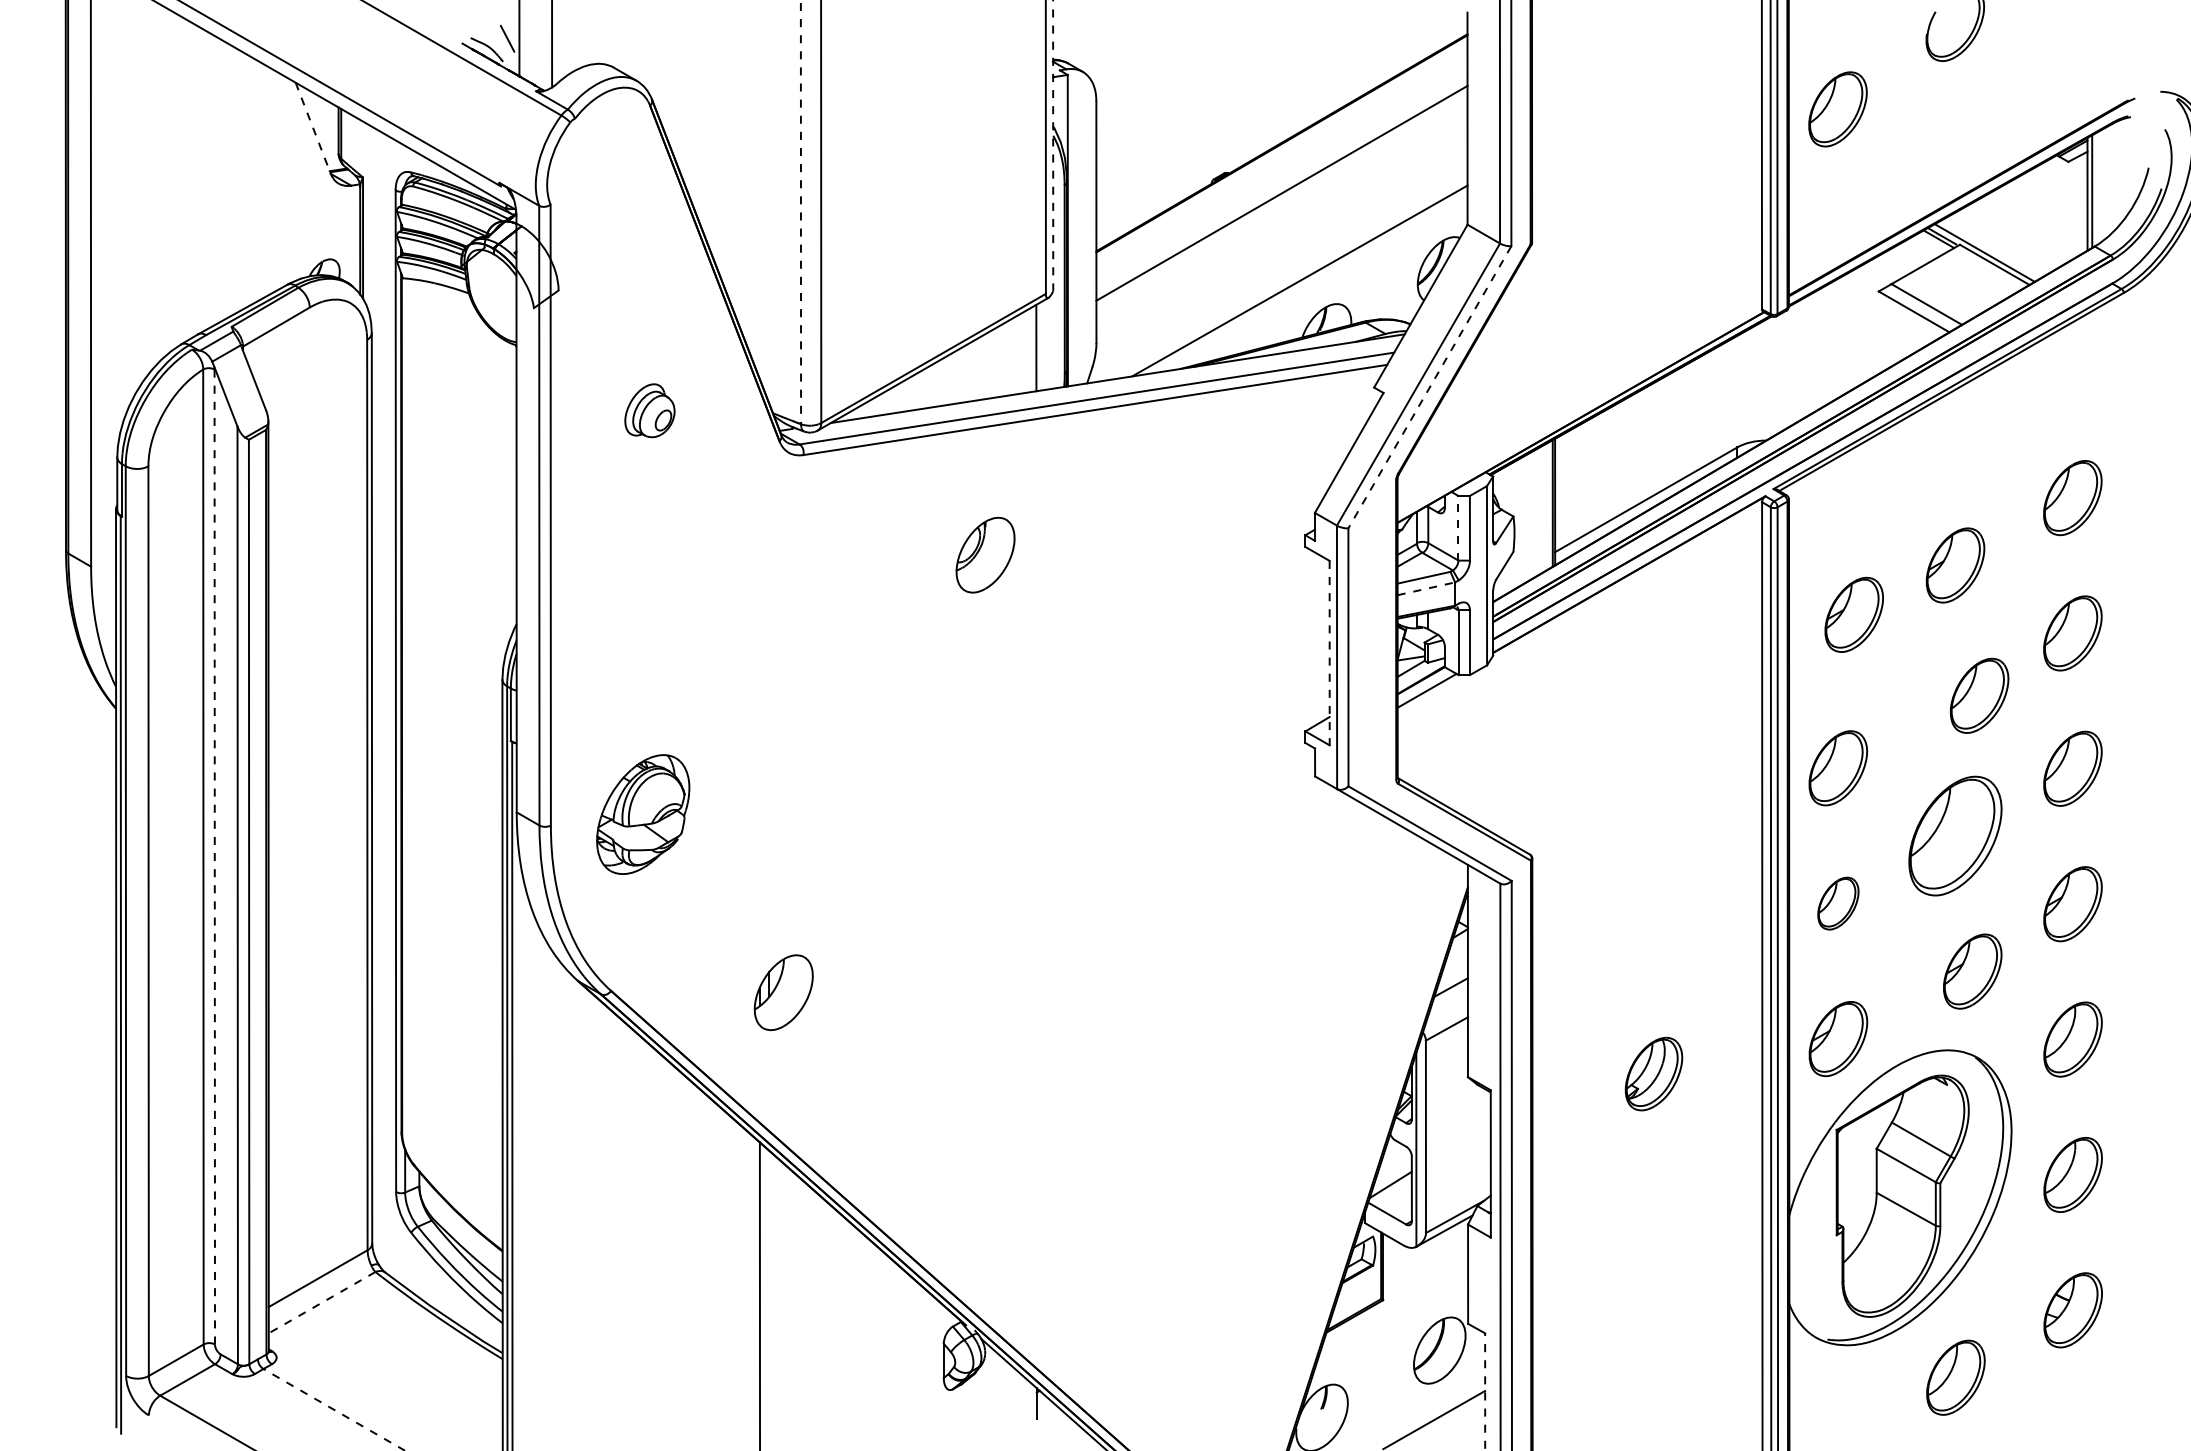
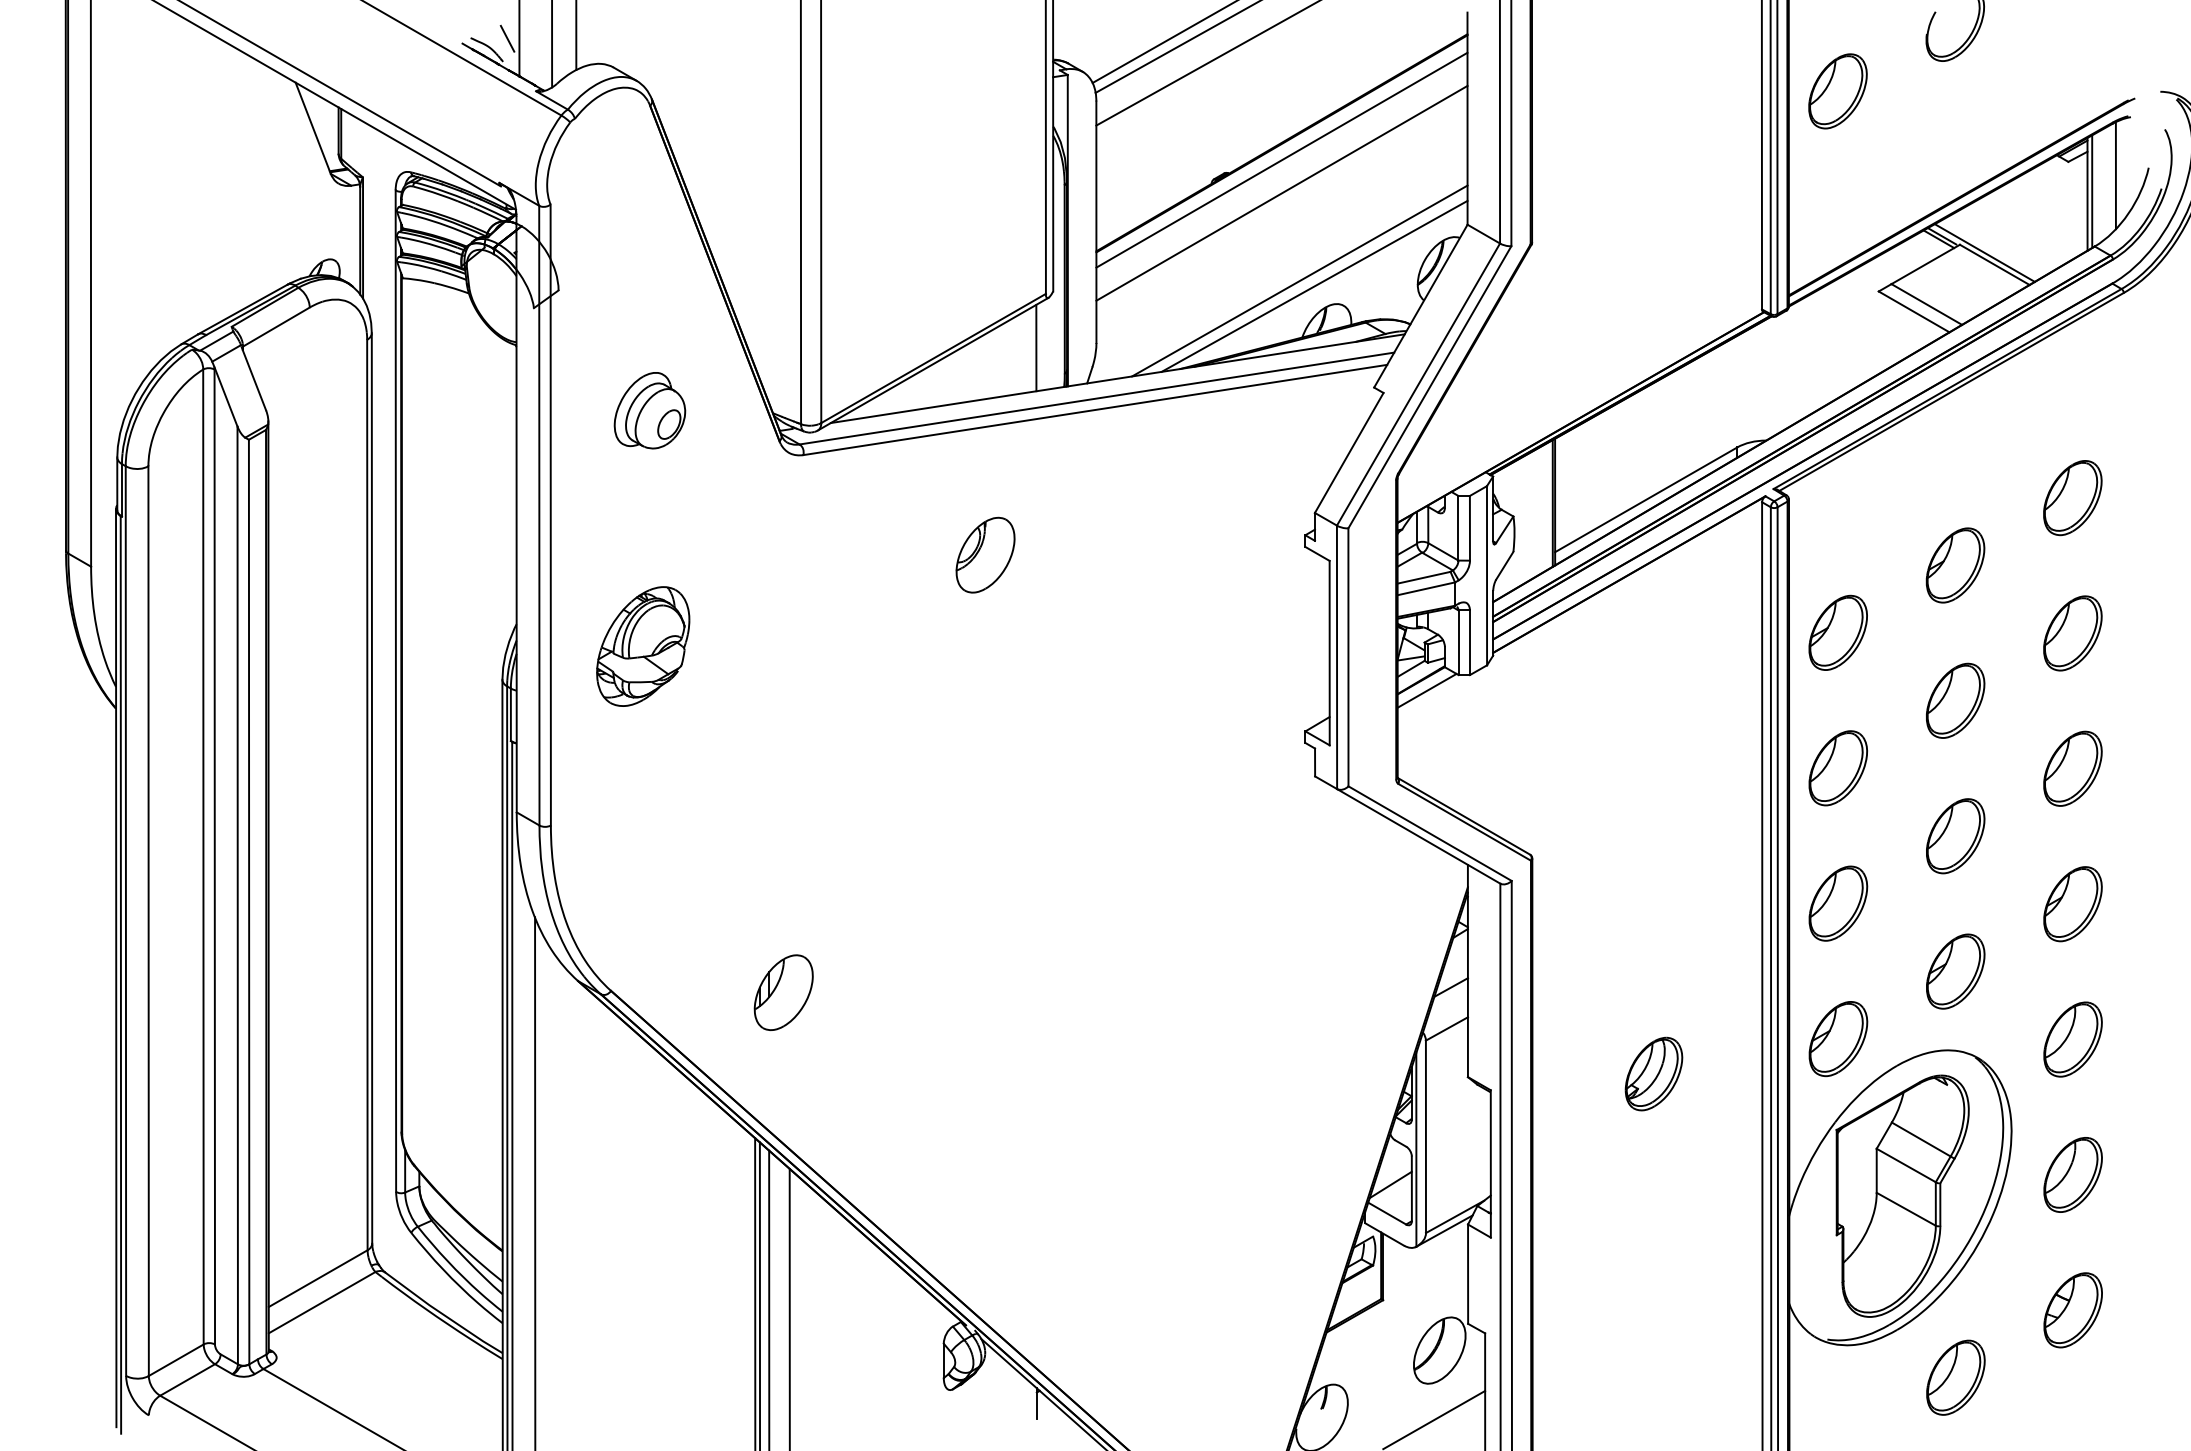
line: none -> present (576, 36)
line: none -> present (1163, 42)
line: none -> present (1176, 47)
line: none -> present (1206, 63)
part position: (1837, 109) -> (1837, 91) (1837, 91)
line: dashed -> solid (313, 128)
line: dashed -> solid (1053, 145)
line: none -> present (1281, 159)
line: none -> present (2115, 175)
line: dashed -> solid (800, 212)
line: none -> present (1314, 285)
line: dashed -> solid (1429, 387)
part size: 52x56 px -> 74x78 px (649, 410)
line: dashed -> solid (1458, 527)
line: dashed -> solid (1426, 588)
part position: (1853, 614) -> (1837, 632) (1837, 632)
line: dashed -> solid (1329, 653)
part position: (1979, 695) -> (1955, 700) (1955, 700)
part position: (643, 814) -> (643, 646) (643, 646)
part size: 95x122 px -> 60x77 px (1955, 836)
line: dashed -> solid (214, 857)
part size: 43x55 px -> 61x77 px (1838, 903)
part position: (1972, 971) -> (1955, 971) (1955, 971)
line: none -> present (535, 1182)
line: none -> present (755, 1292)
line: none -> present (769, 1298)
line: dashed -> solid (321, 1302)
line: none -> present (789, 1307)
line: dashed -> solid (1485, 1392)
line: dashed -> solid (334, 1409)
